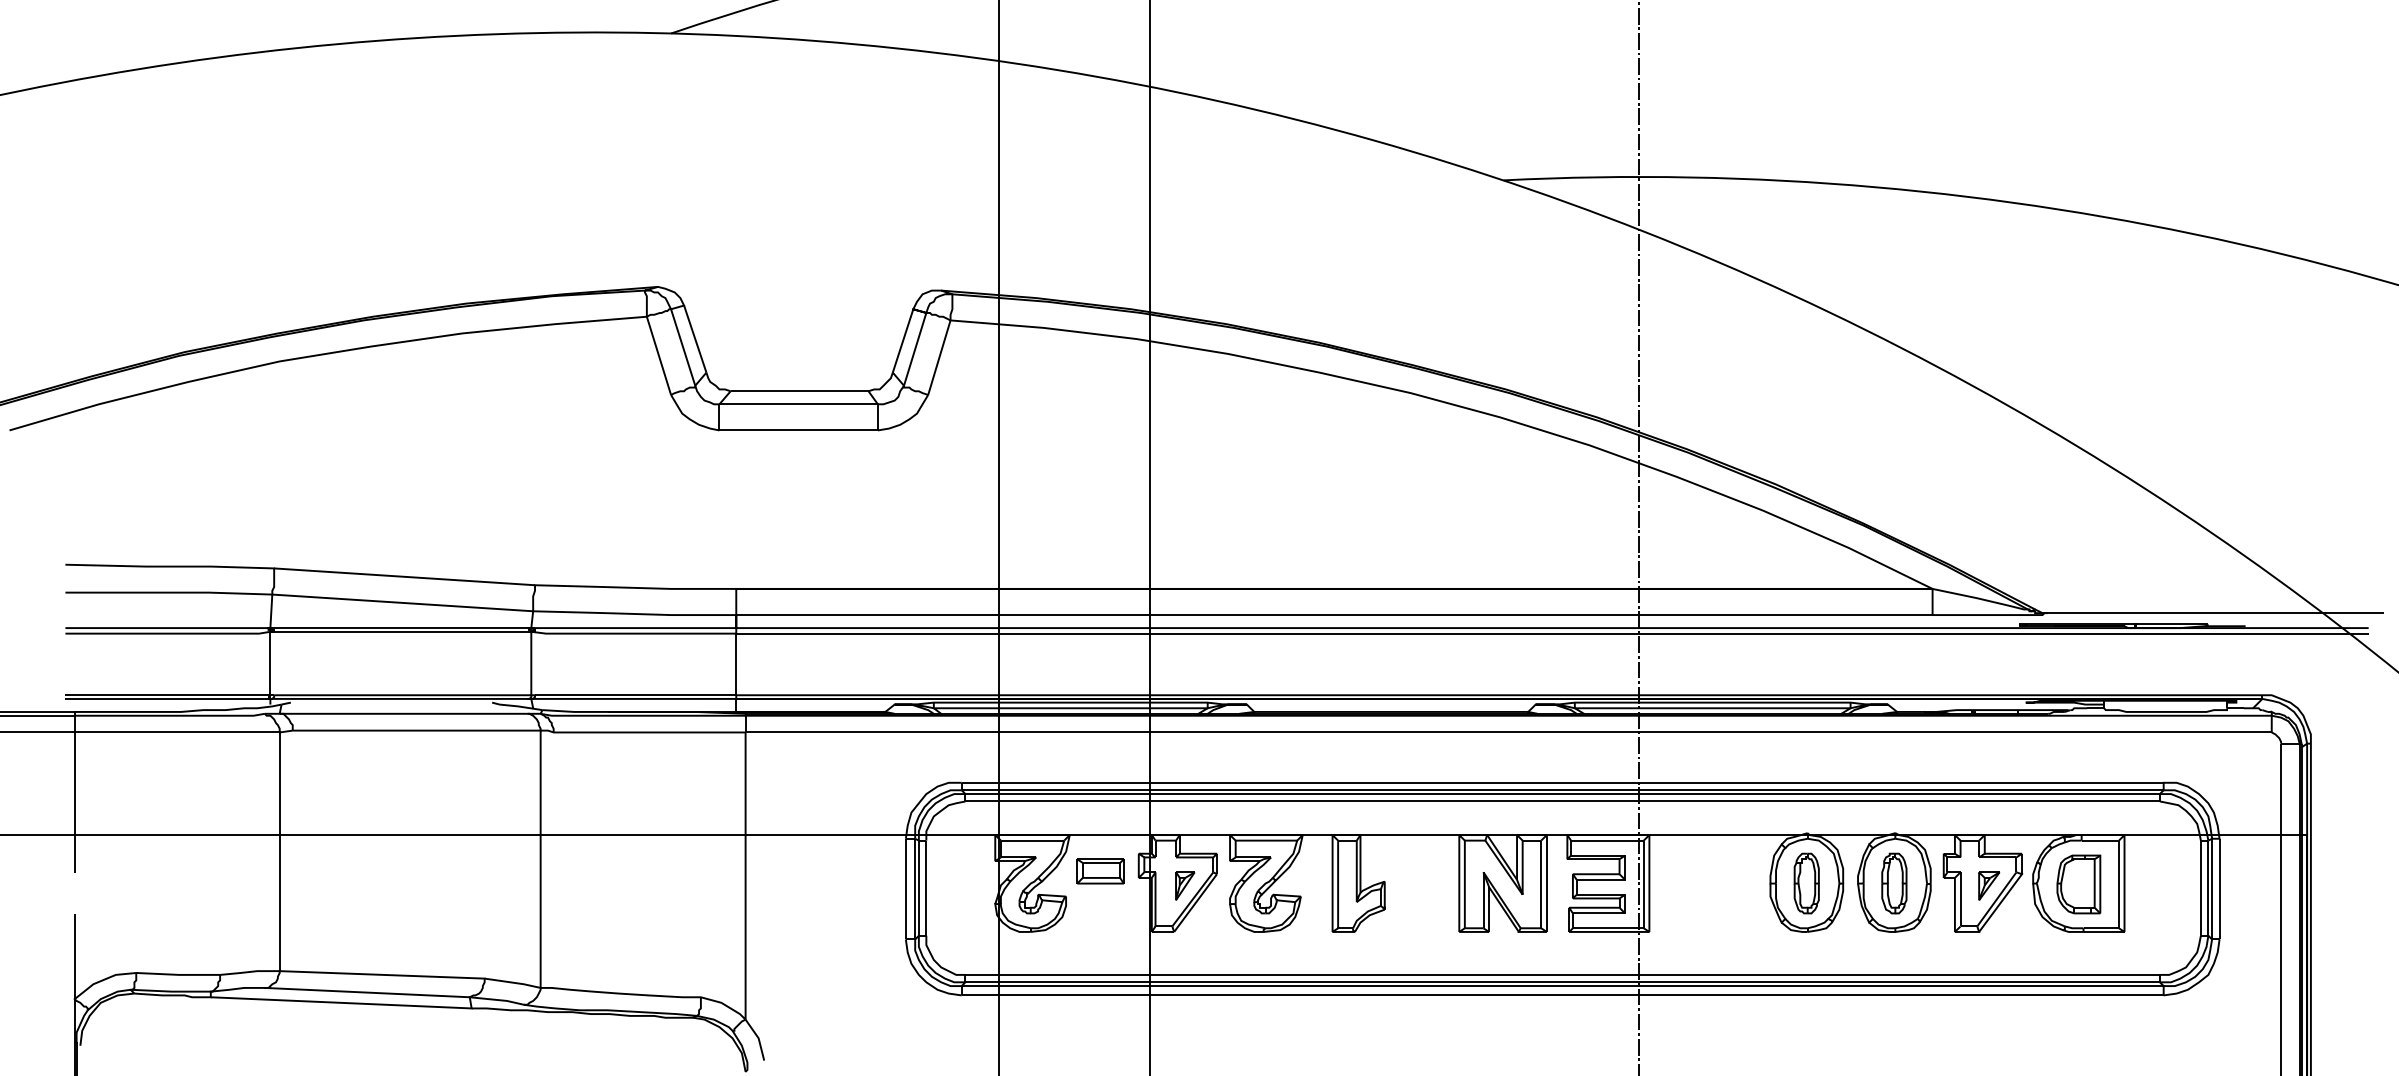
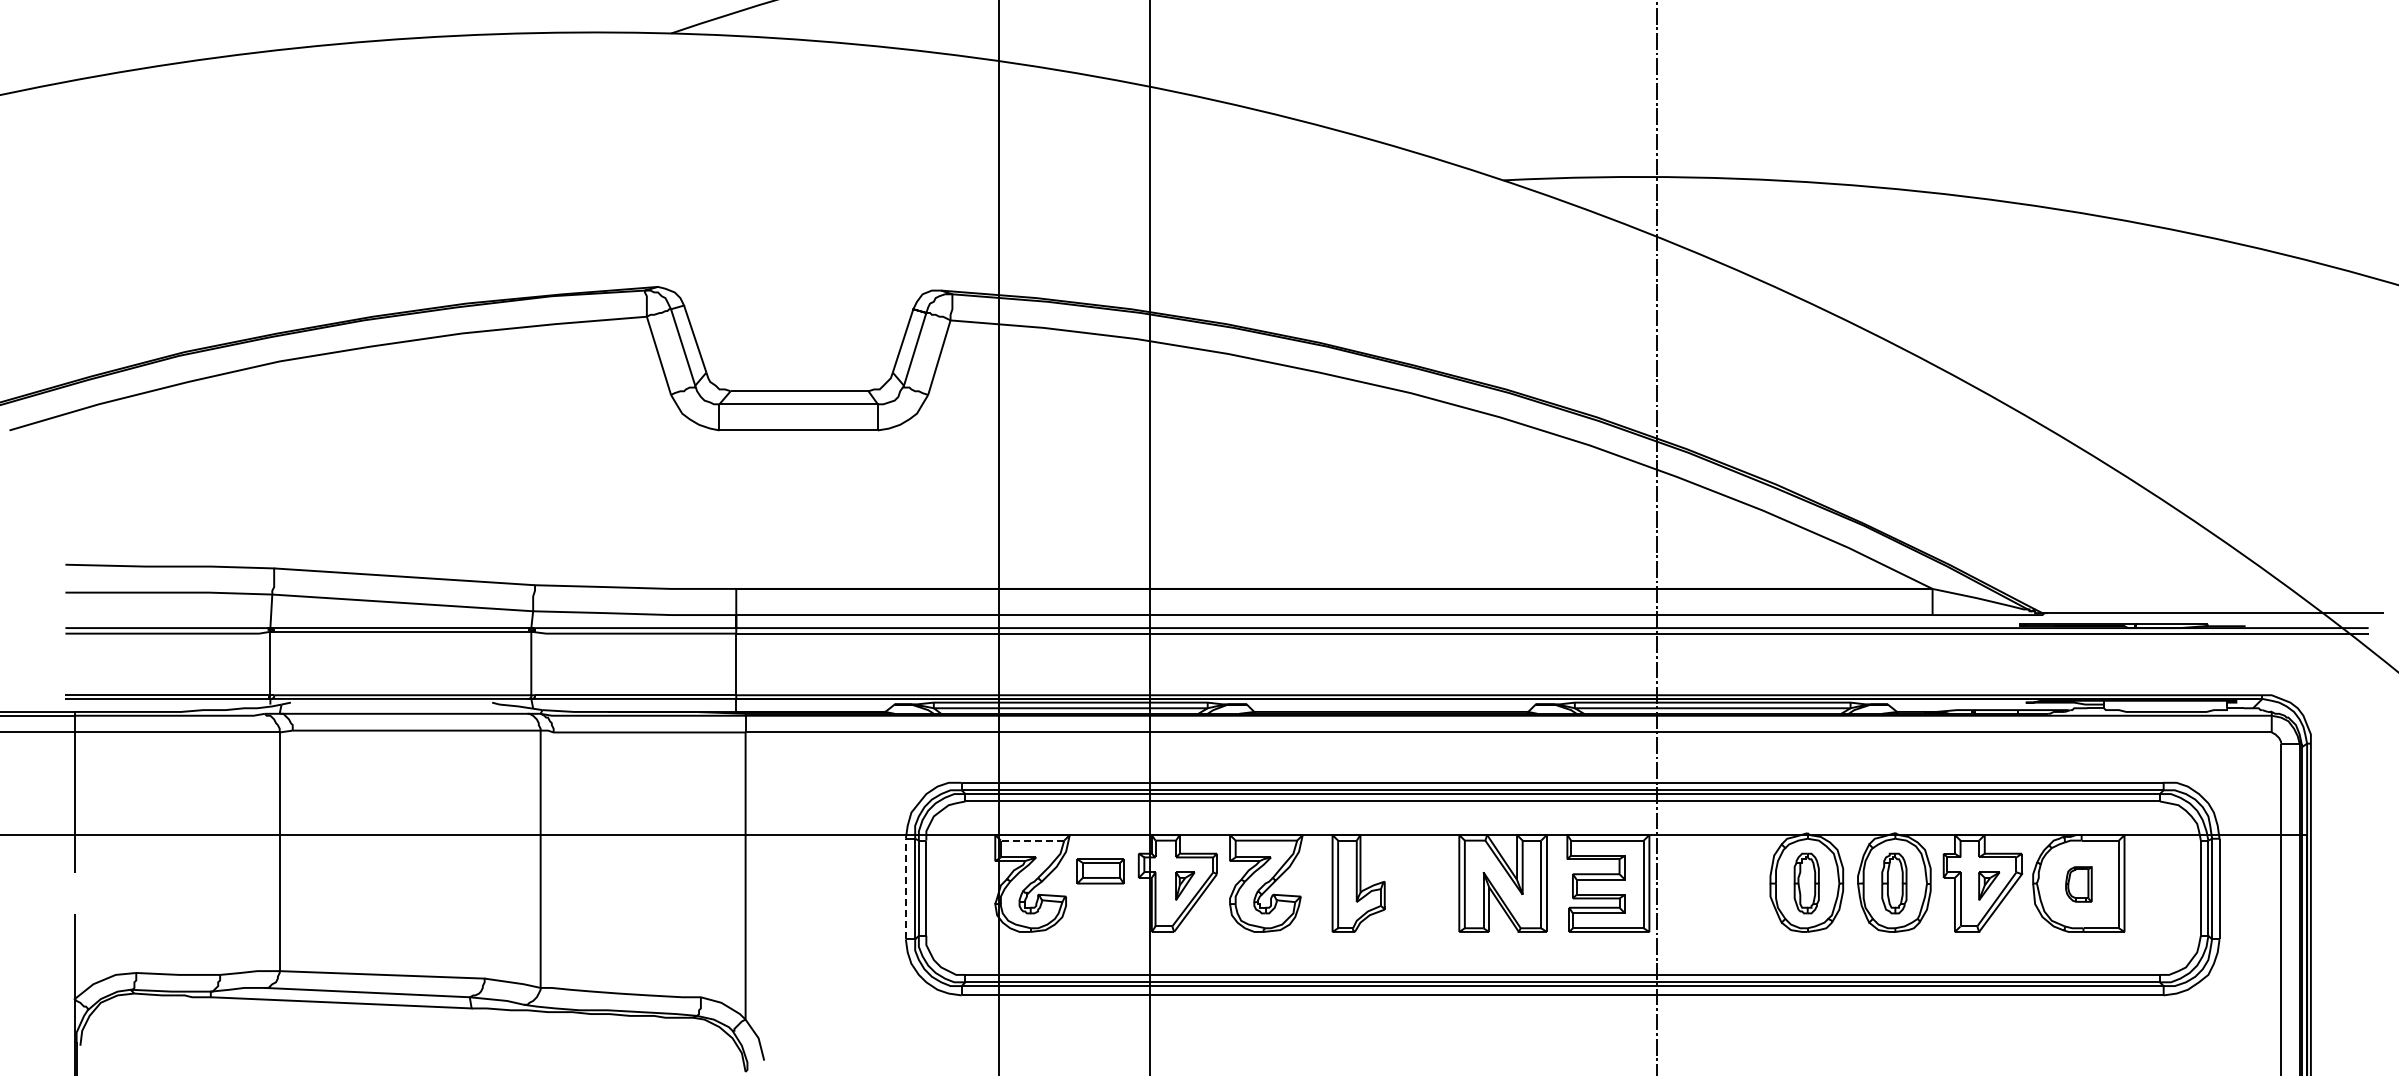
line position: (1639, 537) -> (1657, 537) (1657, 537)
line: solid -> dashed (1032, 840)
part size: 46x61 px -> 28x37 px (2078, 884)
line: solid -> dashed (905, 888)
